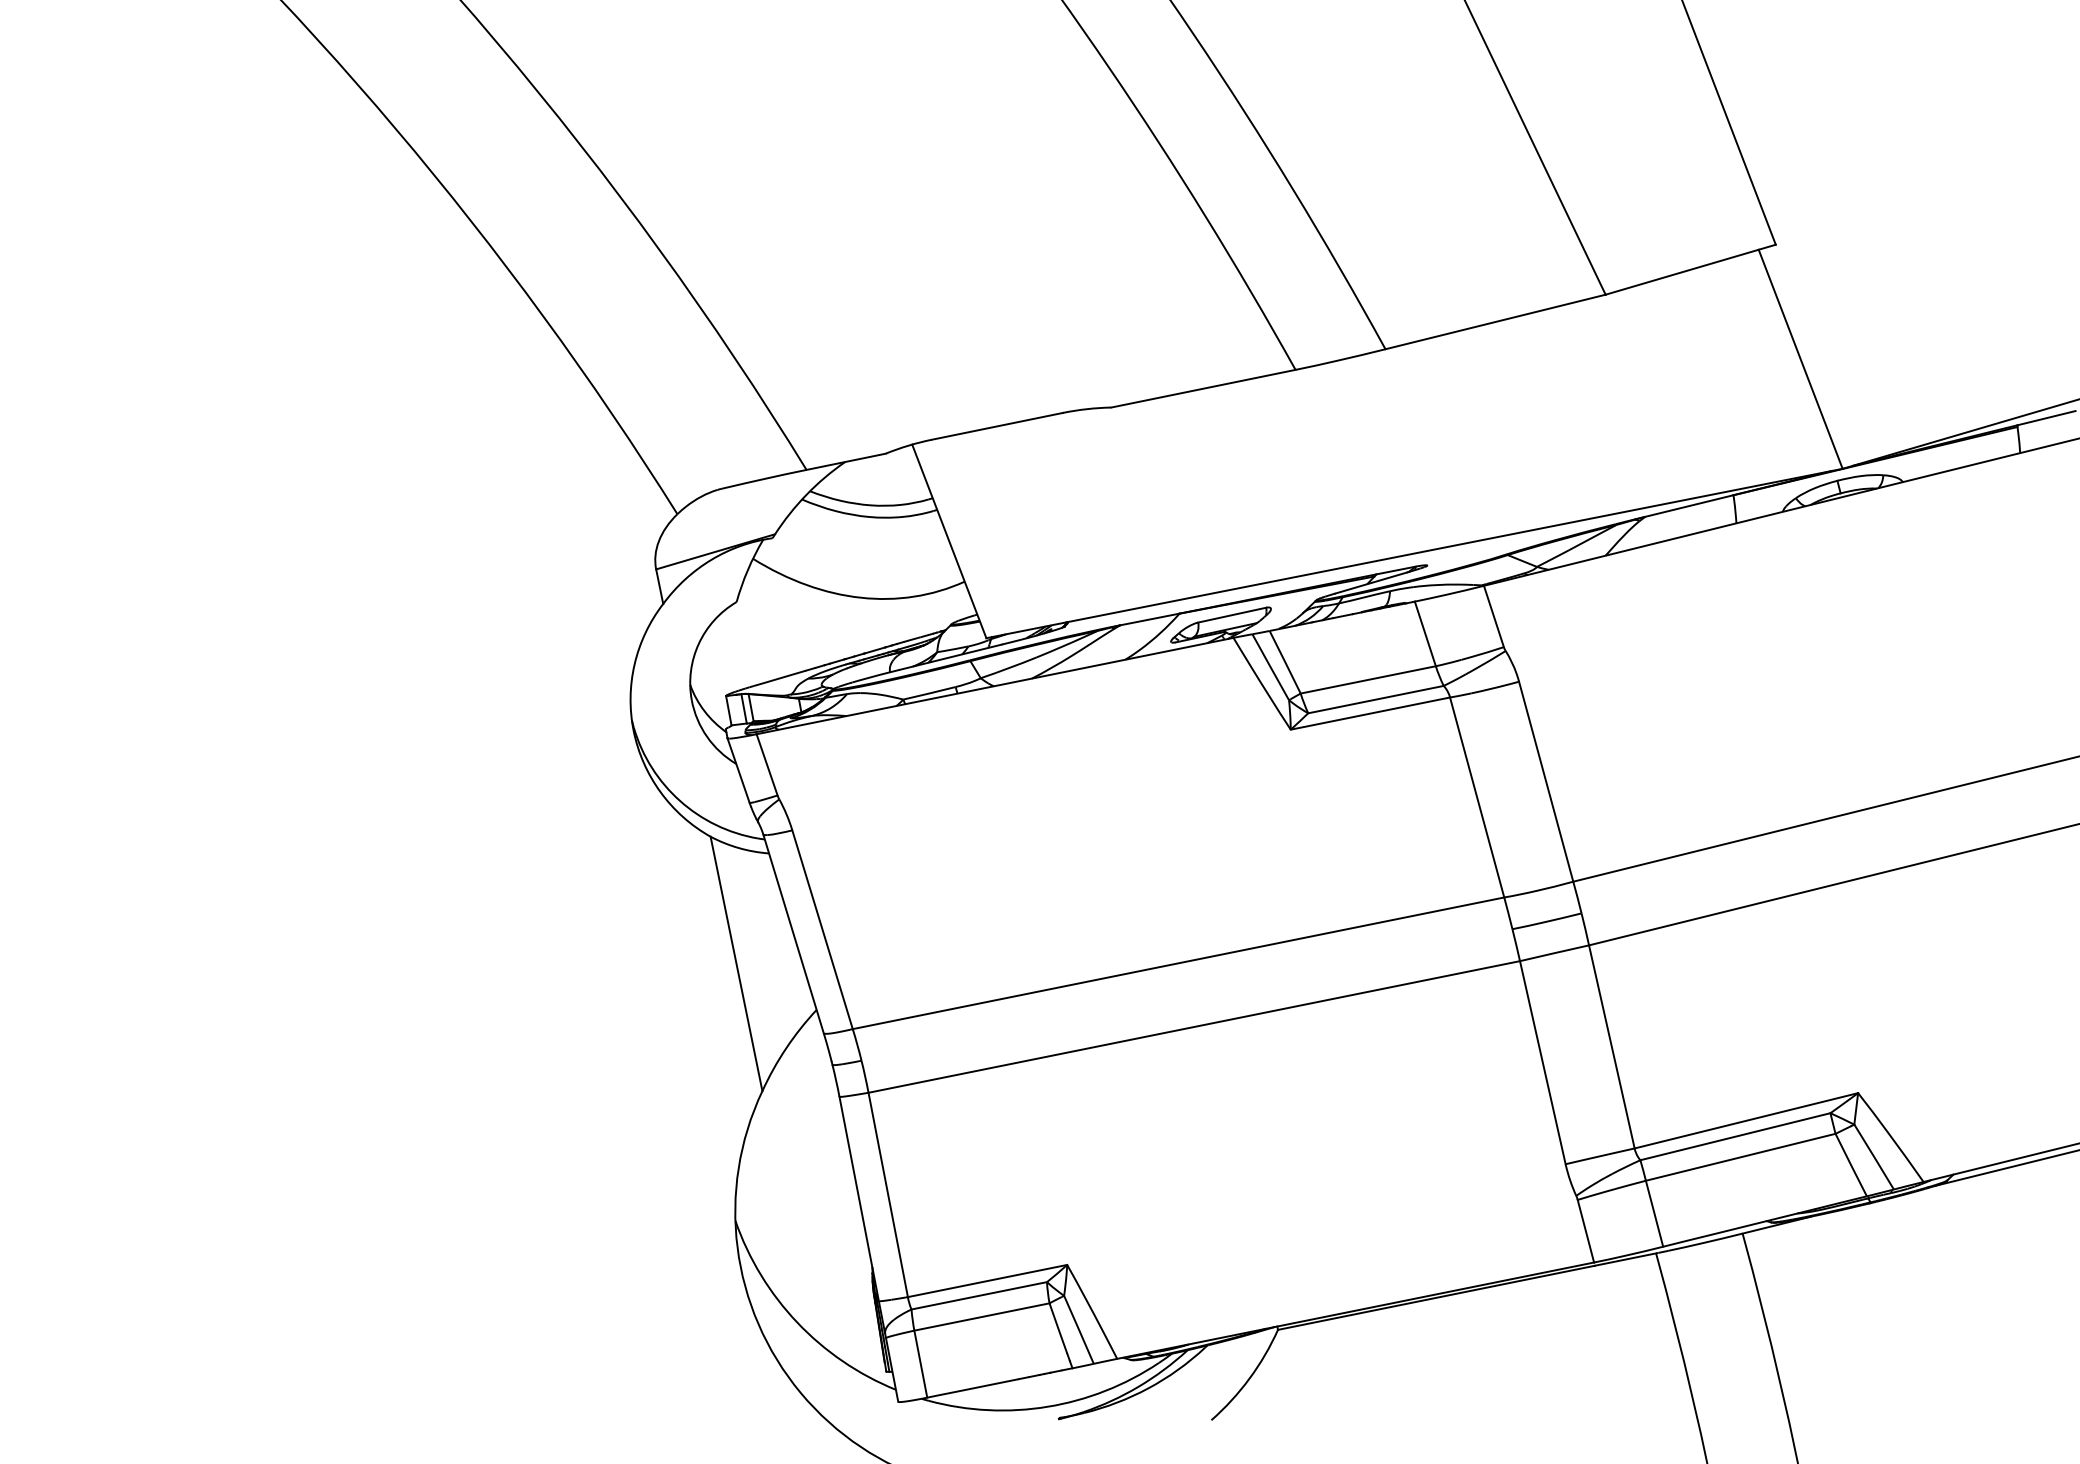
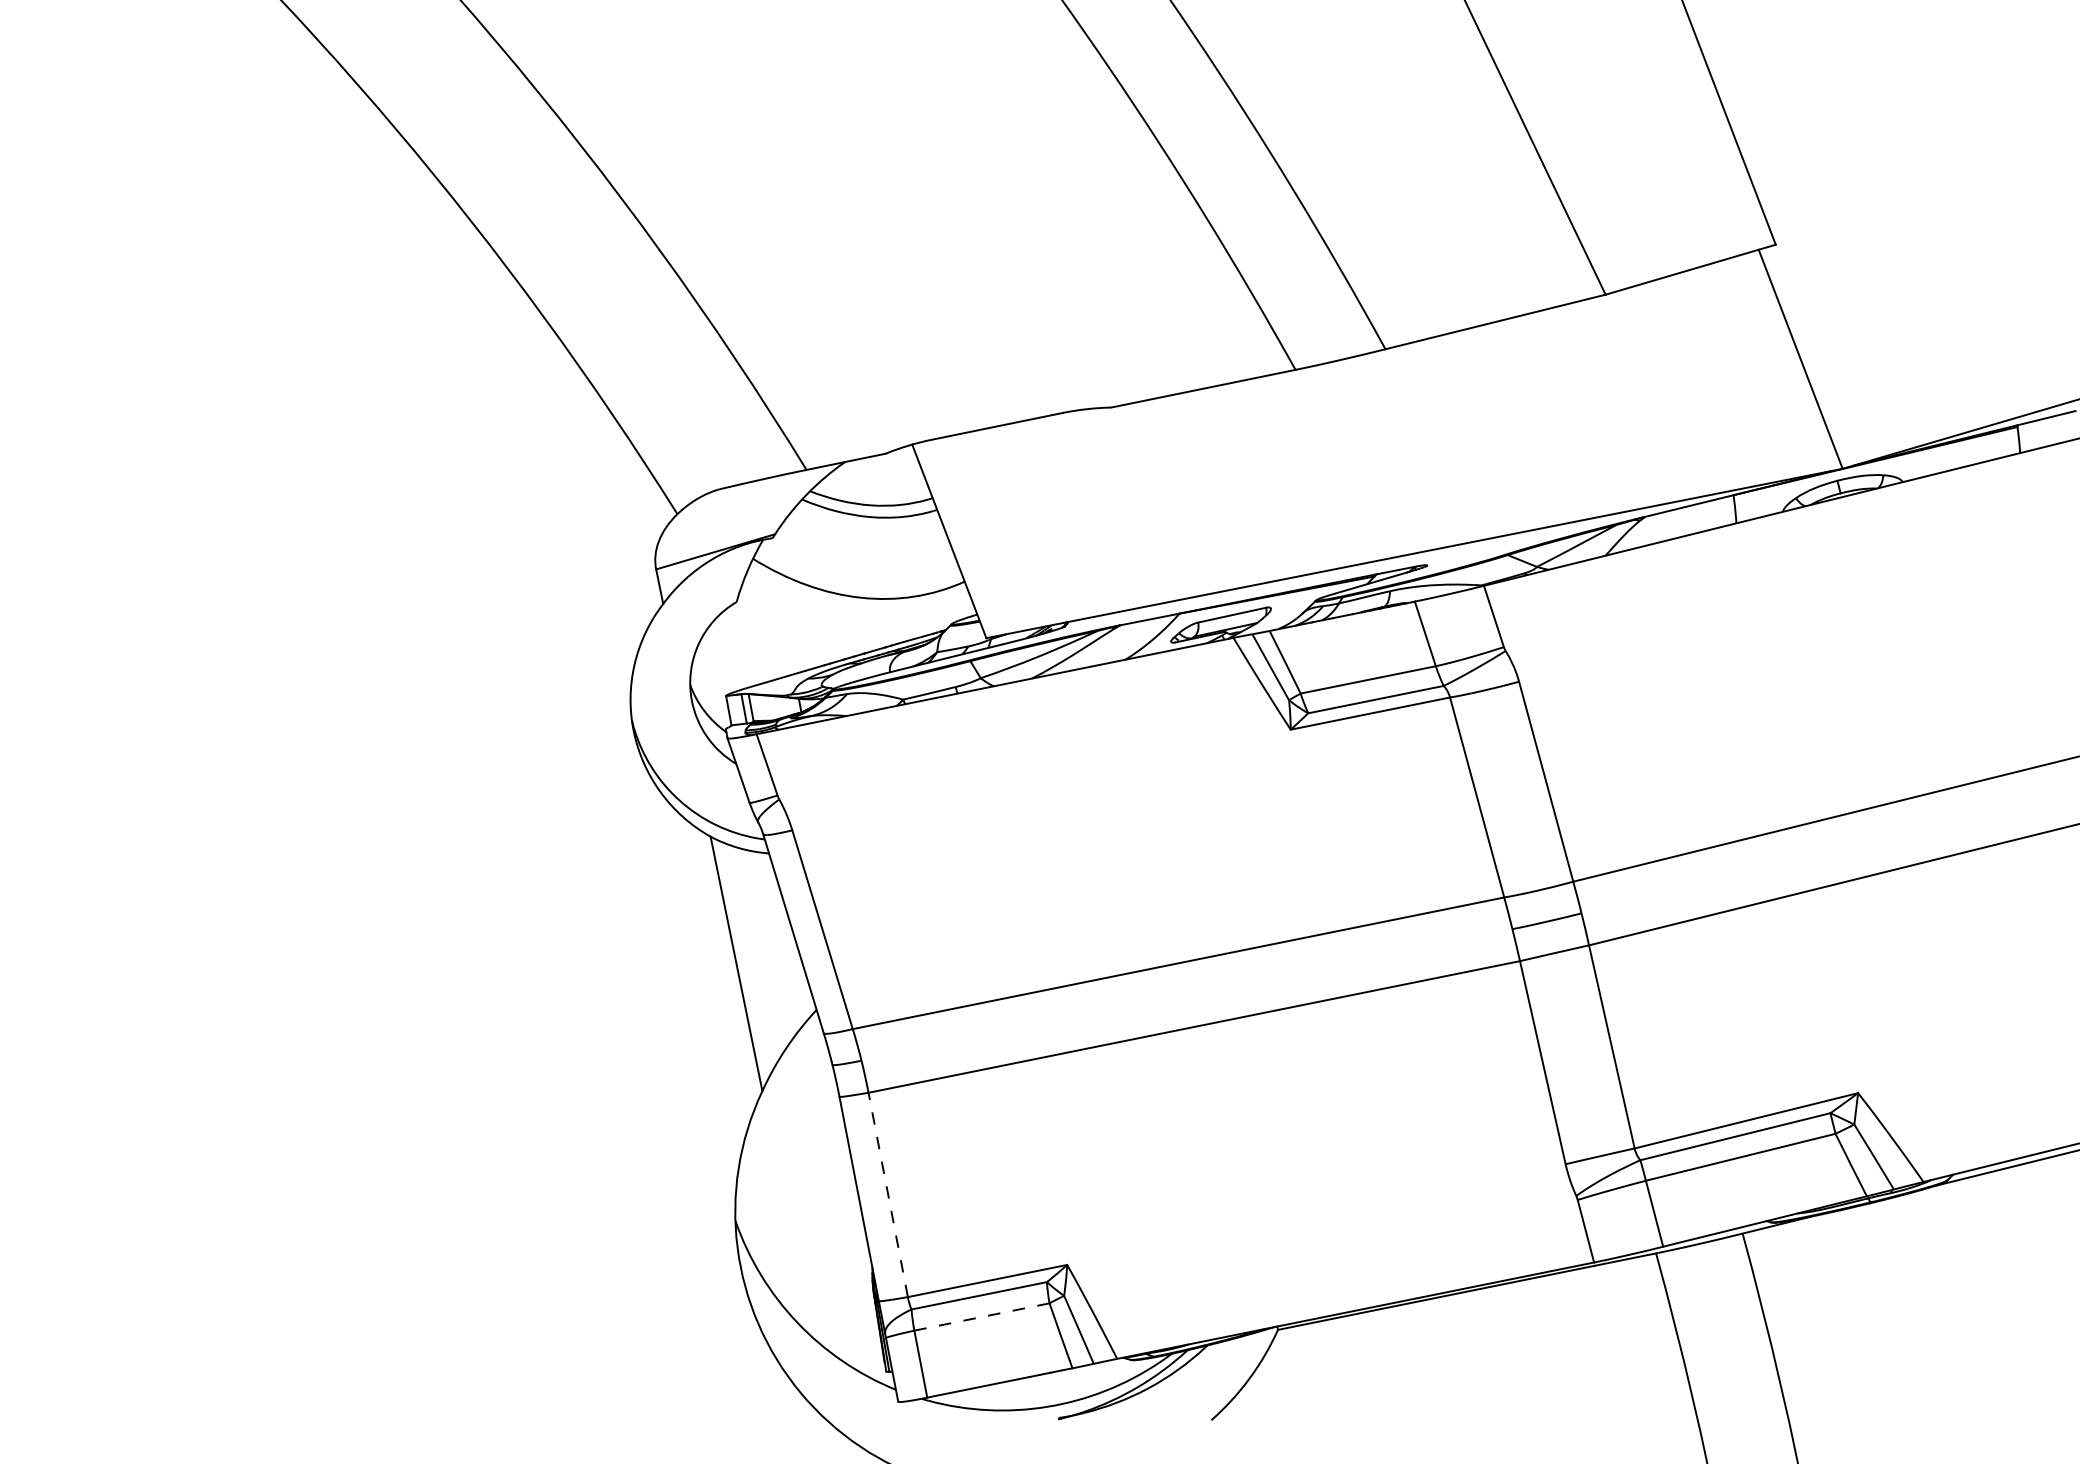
line: solid -> dashed (888, 1194)
line: solid -> dashed (981, 1317)
